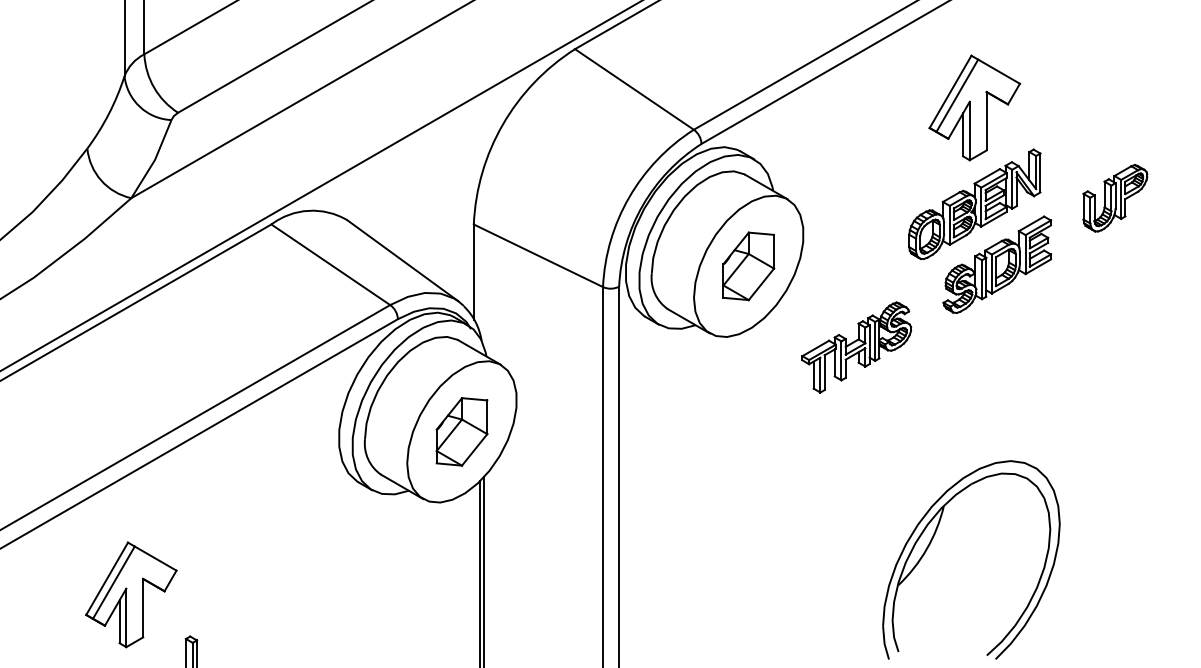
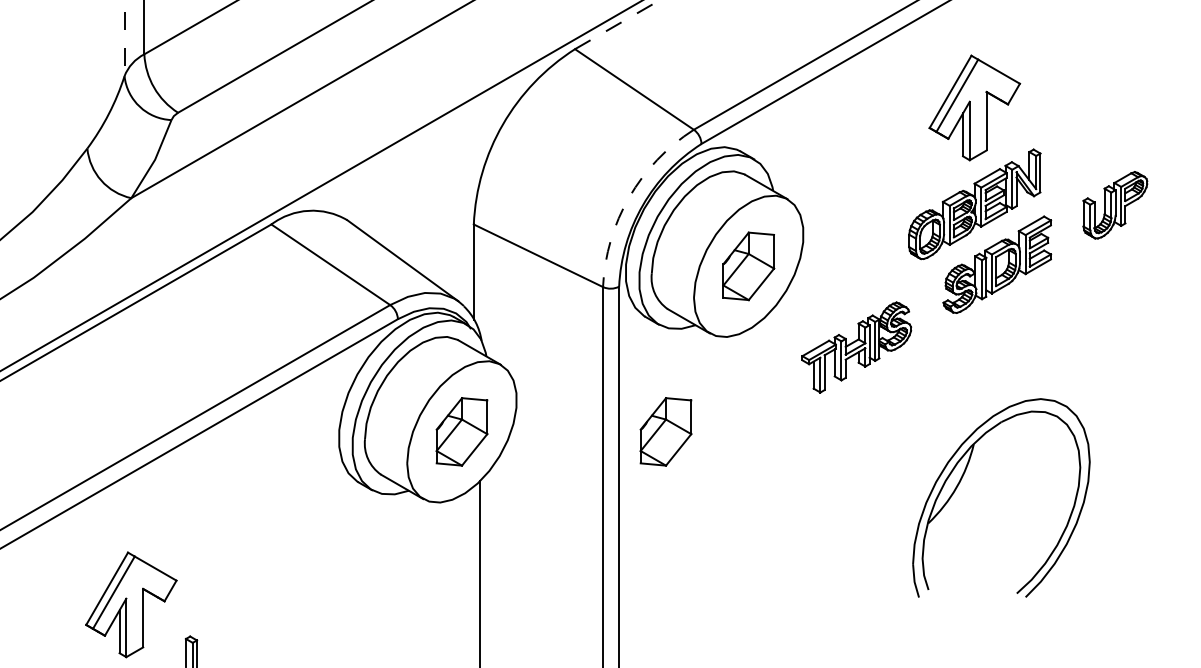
line: solid -> dashed (617, 24)
line: solid -> dashed (124, 38)
arc: solid -> dashed (629, 197)
part position: (1115, 198) -> (1115, 205) (1115, 205)
part: none -> present (665, 431)
part position: (932, 540) -> (962, 478) (962, 478)
line: present -> none (483, 570)
part position: (131, 594) -> (131, 604) (131, 604)
